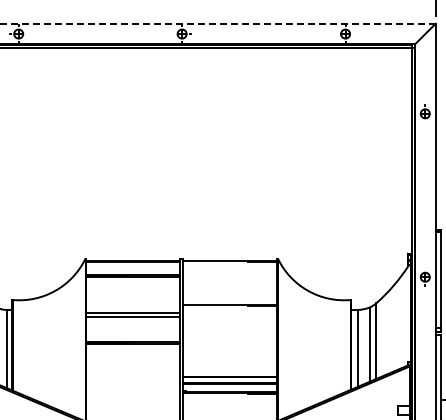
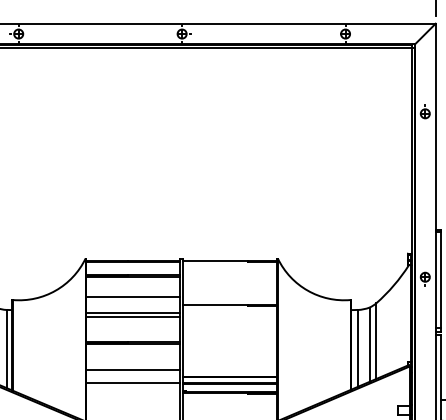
line: dashed -> solid (218, 23)
line: none -> present (133, 296)
line: none -> present (133, 370)
line: none -> present (133, 383)
